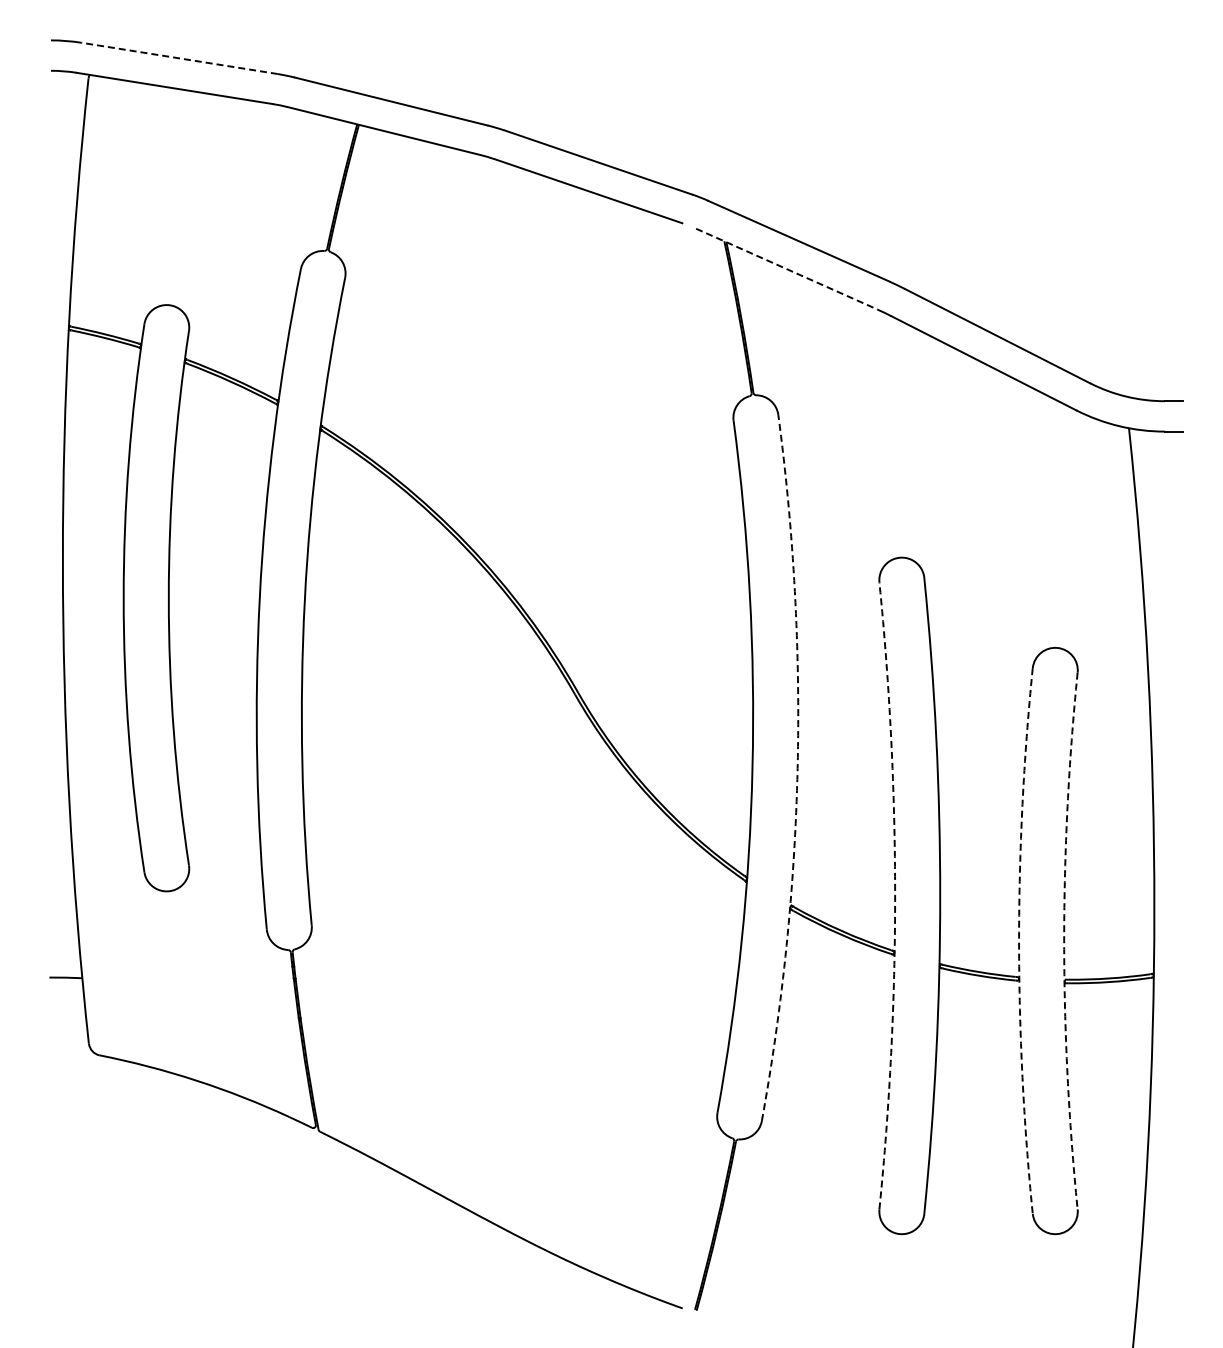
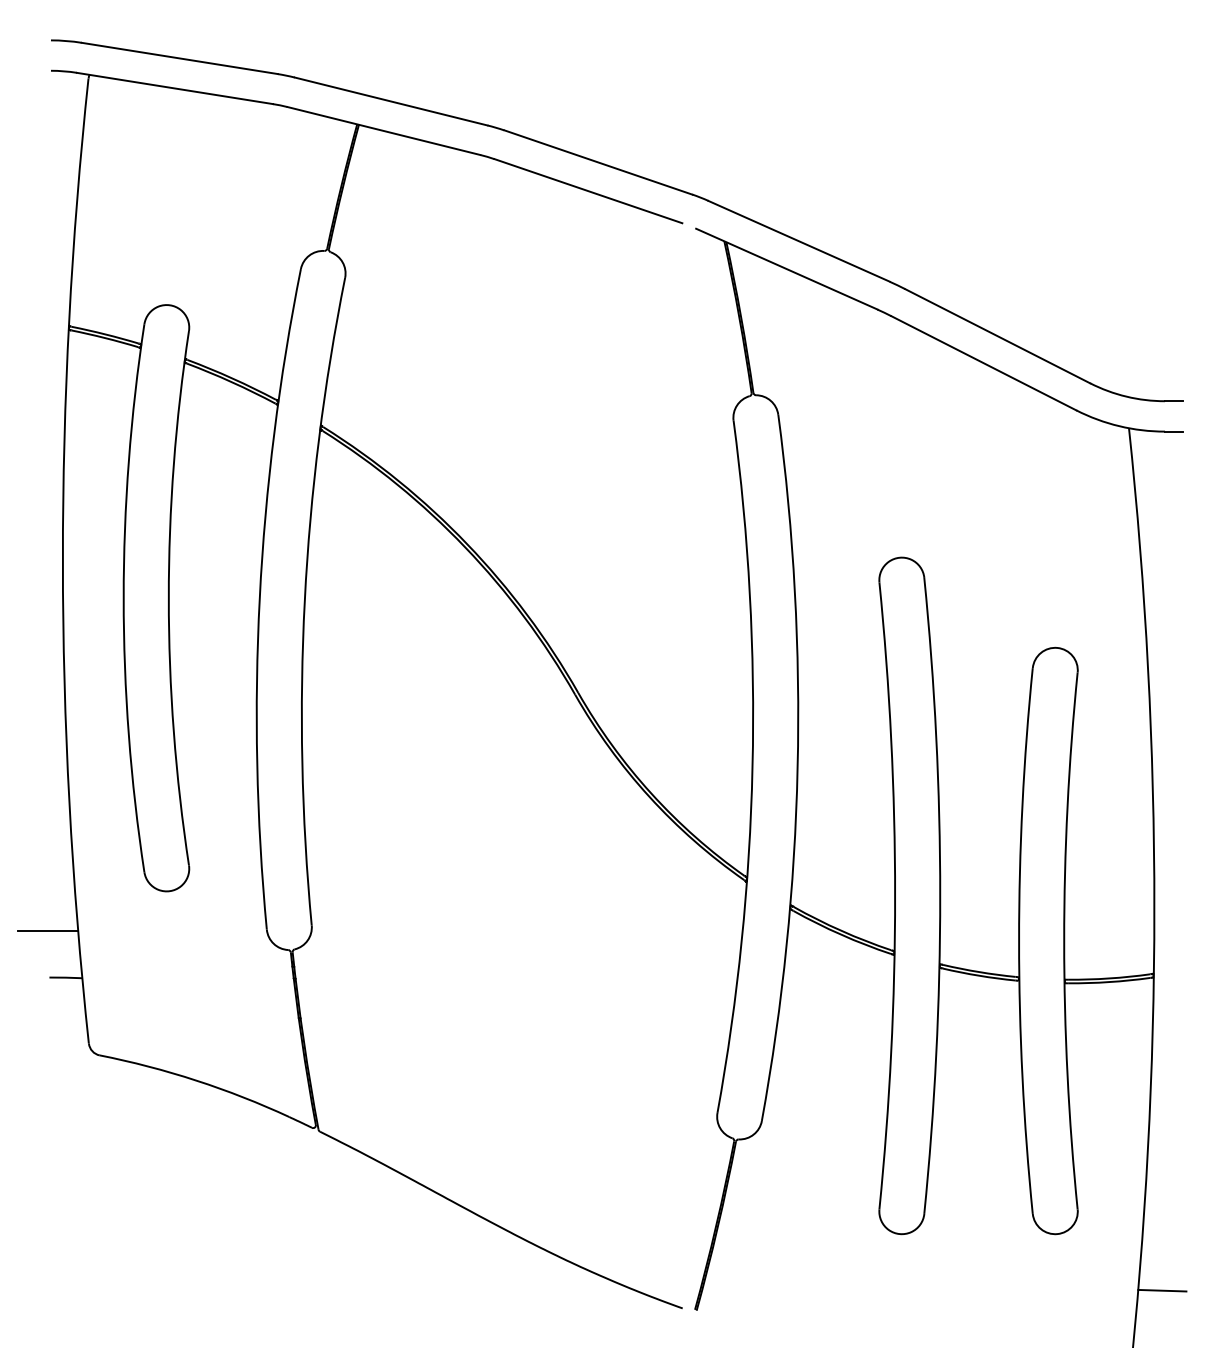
line: dashed -> solid (179, 58)
line: dashed -> solid (787, 269)
arc: dashed -> solid (797, 768)
arc: dashed -> solid (895, 895)
line: none -> present (47, 930)
arc: dashed -> solid (1019, 941)
arc: dashed -> solid (1064, 941)
line: none -> present (1162, 1290)
